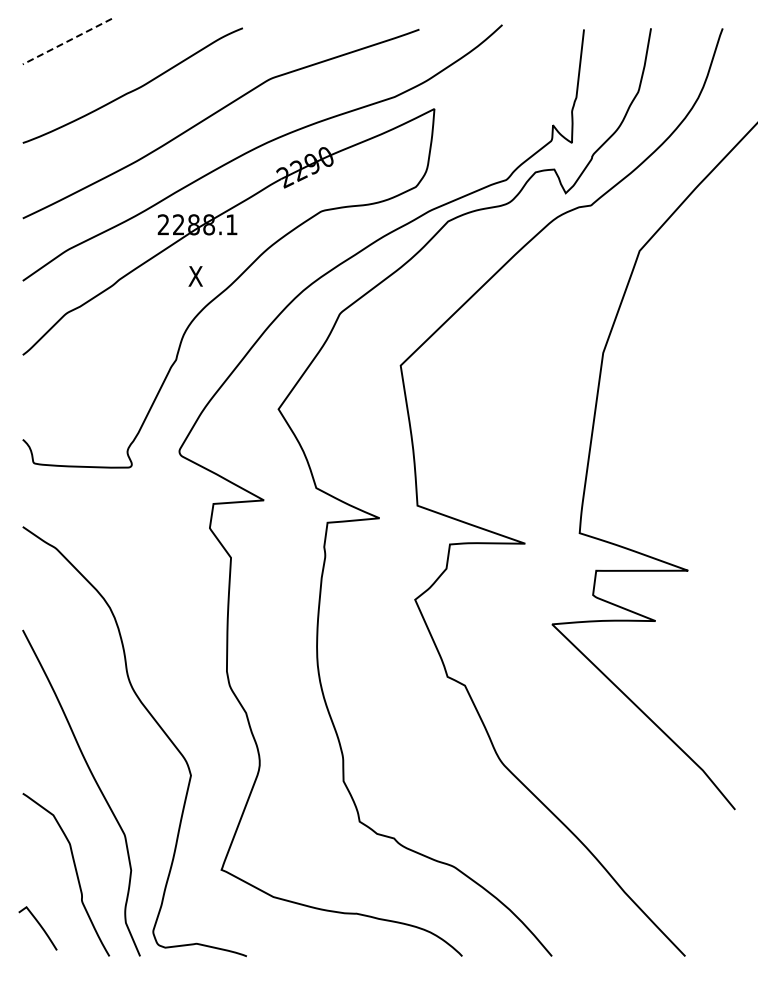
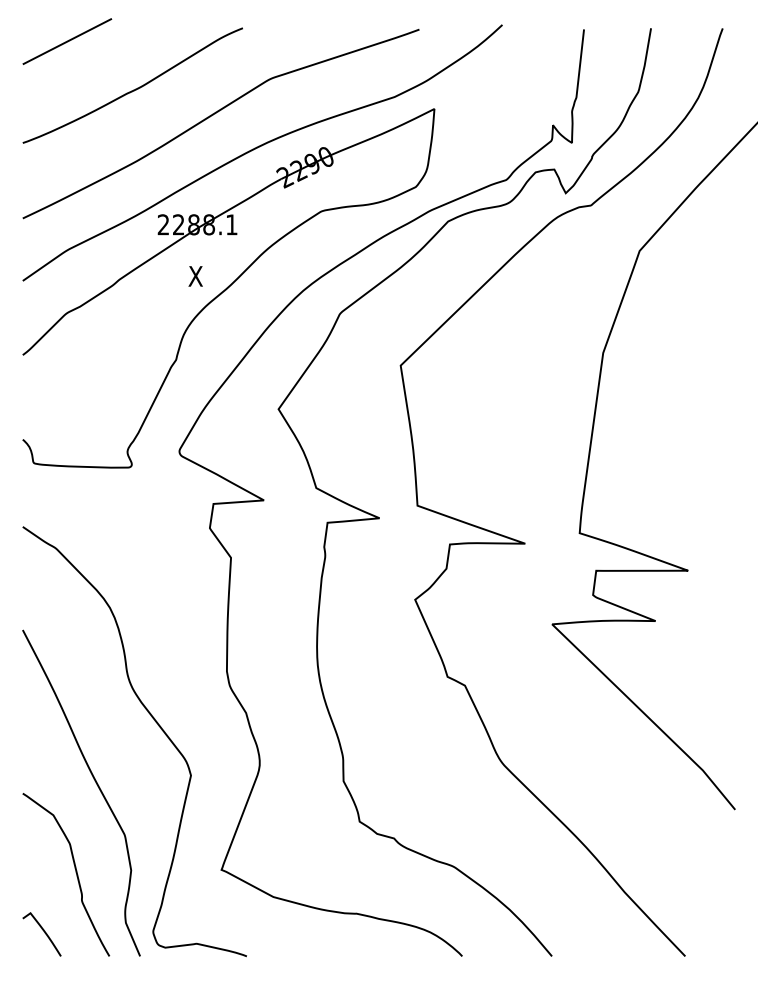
line: dashed -> solid (66, 41)
curve position: (40, 927) -> (44, 933) (44, 933)
